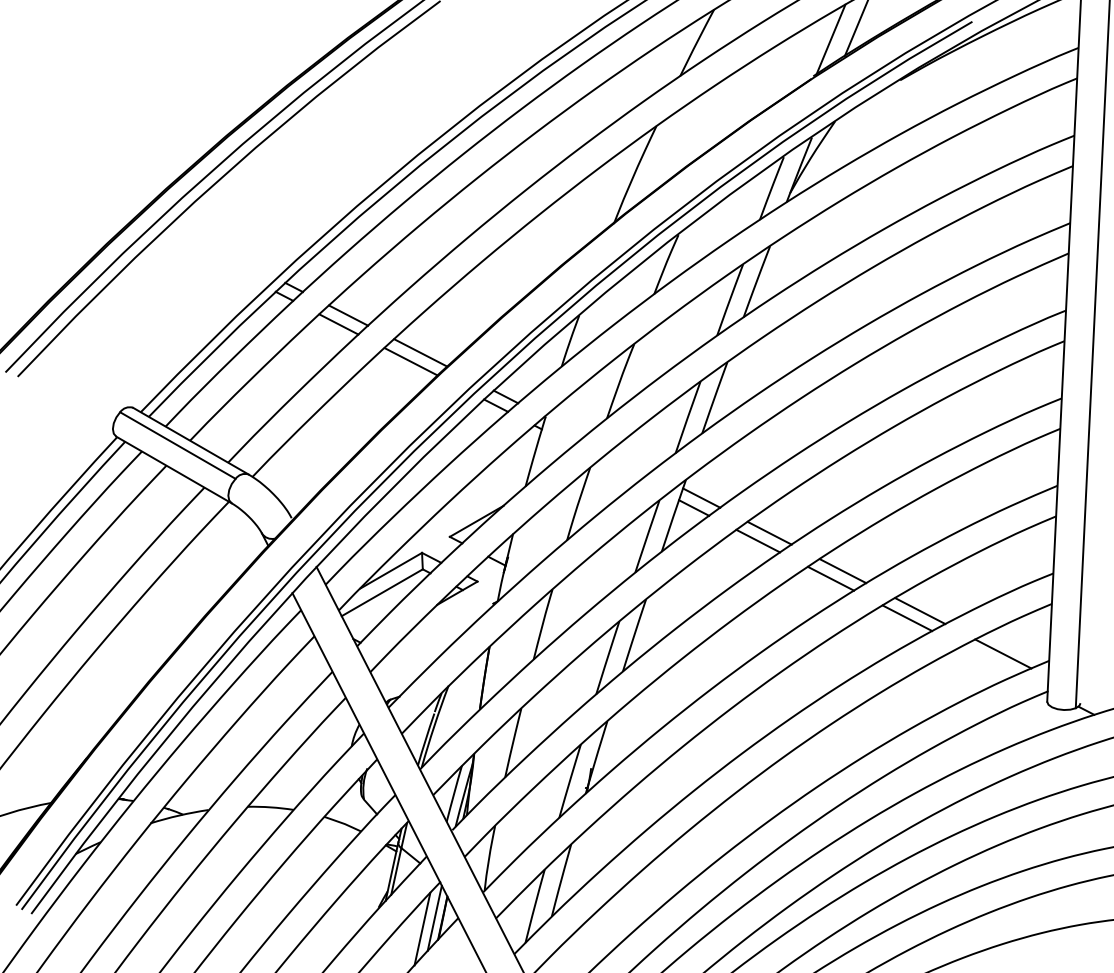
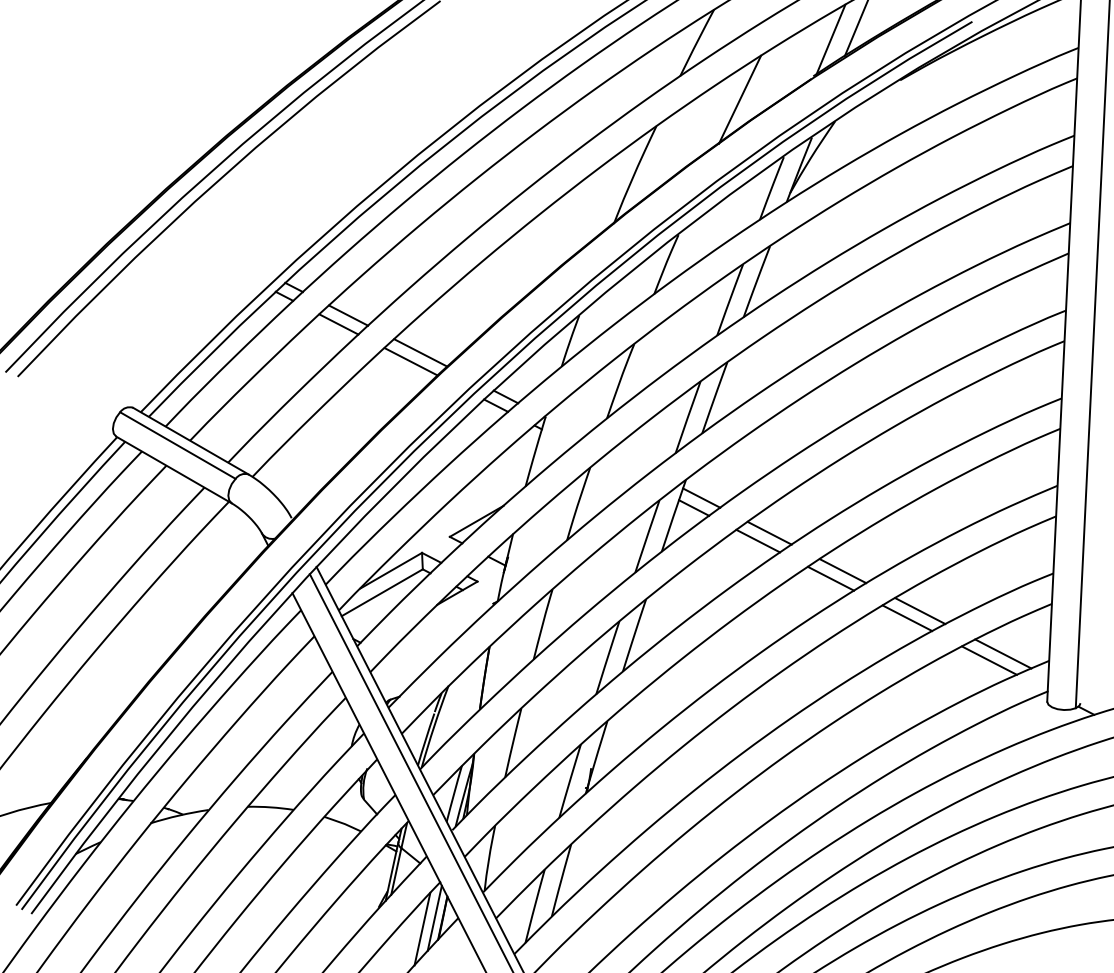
line: none -> present (739, 99)
line: none -> present (989, 660)
line: none -> present (410, 771)
